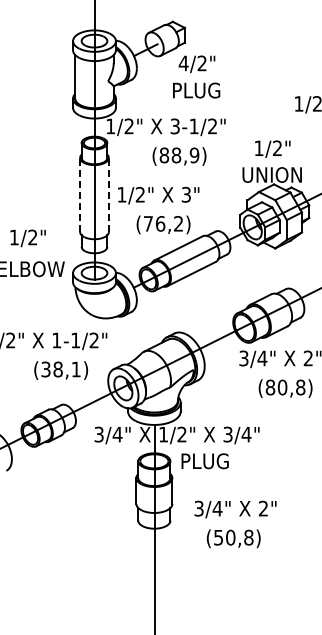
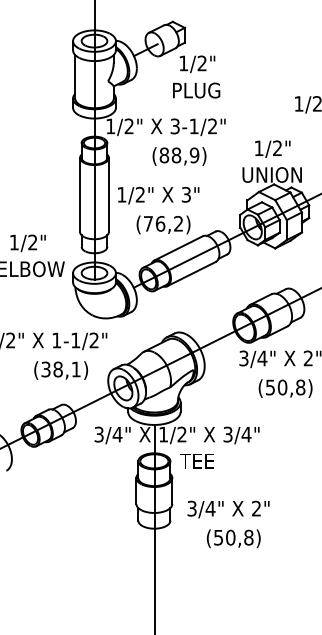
text: 4/2" -> 1/2" (183, 63)
line: dashed -> solid (80, 194)
line: dashed -> solid (108, 194)
text position: (27, 238) -> (27, 243) (27, 243)
text: (80,8) -> (50,8) (270, 387)
text: PLUG -> TEE (204, 461)
text position: (235, 509) -> (228, 509) (228, 509)
